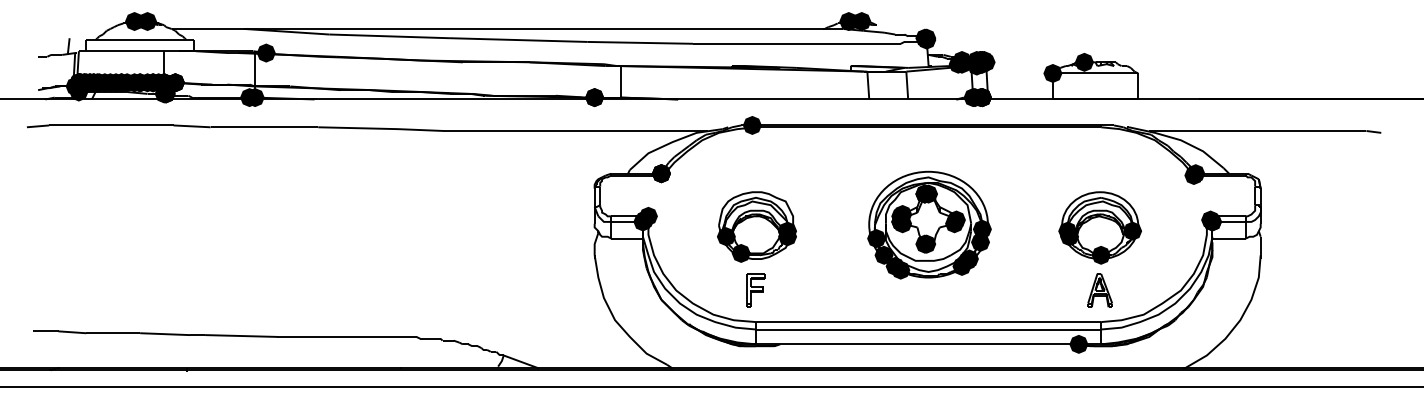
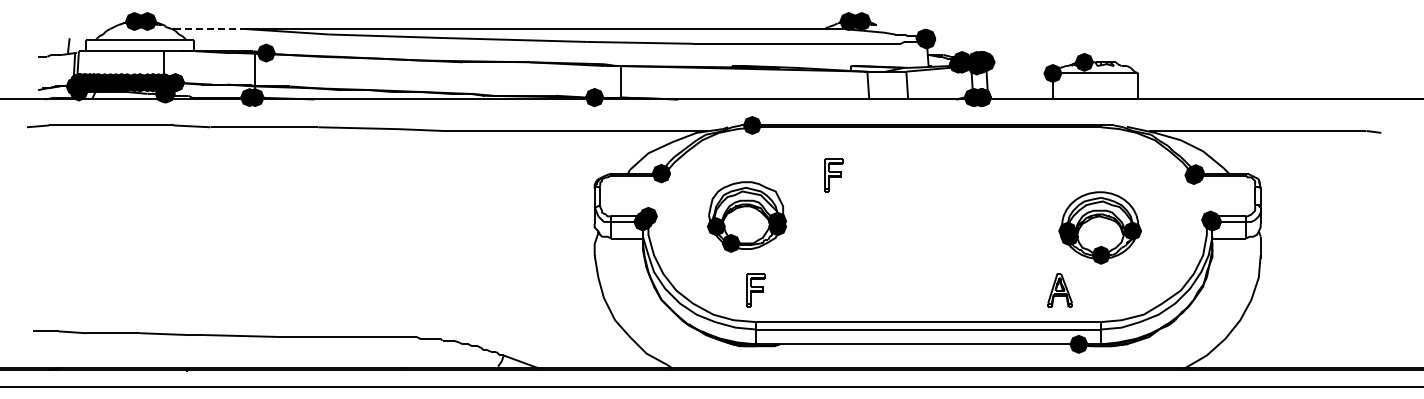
line: solid -> dashed (209, 28)
part: none -> present (833, 175)
part: present -> none (929, 224)
part position: (756, 226) -> (746, 216) (746, 216)
part position: (1099, 290) -> (1059, 290) (1059, 290)
